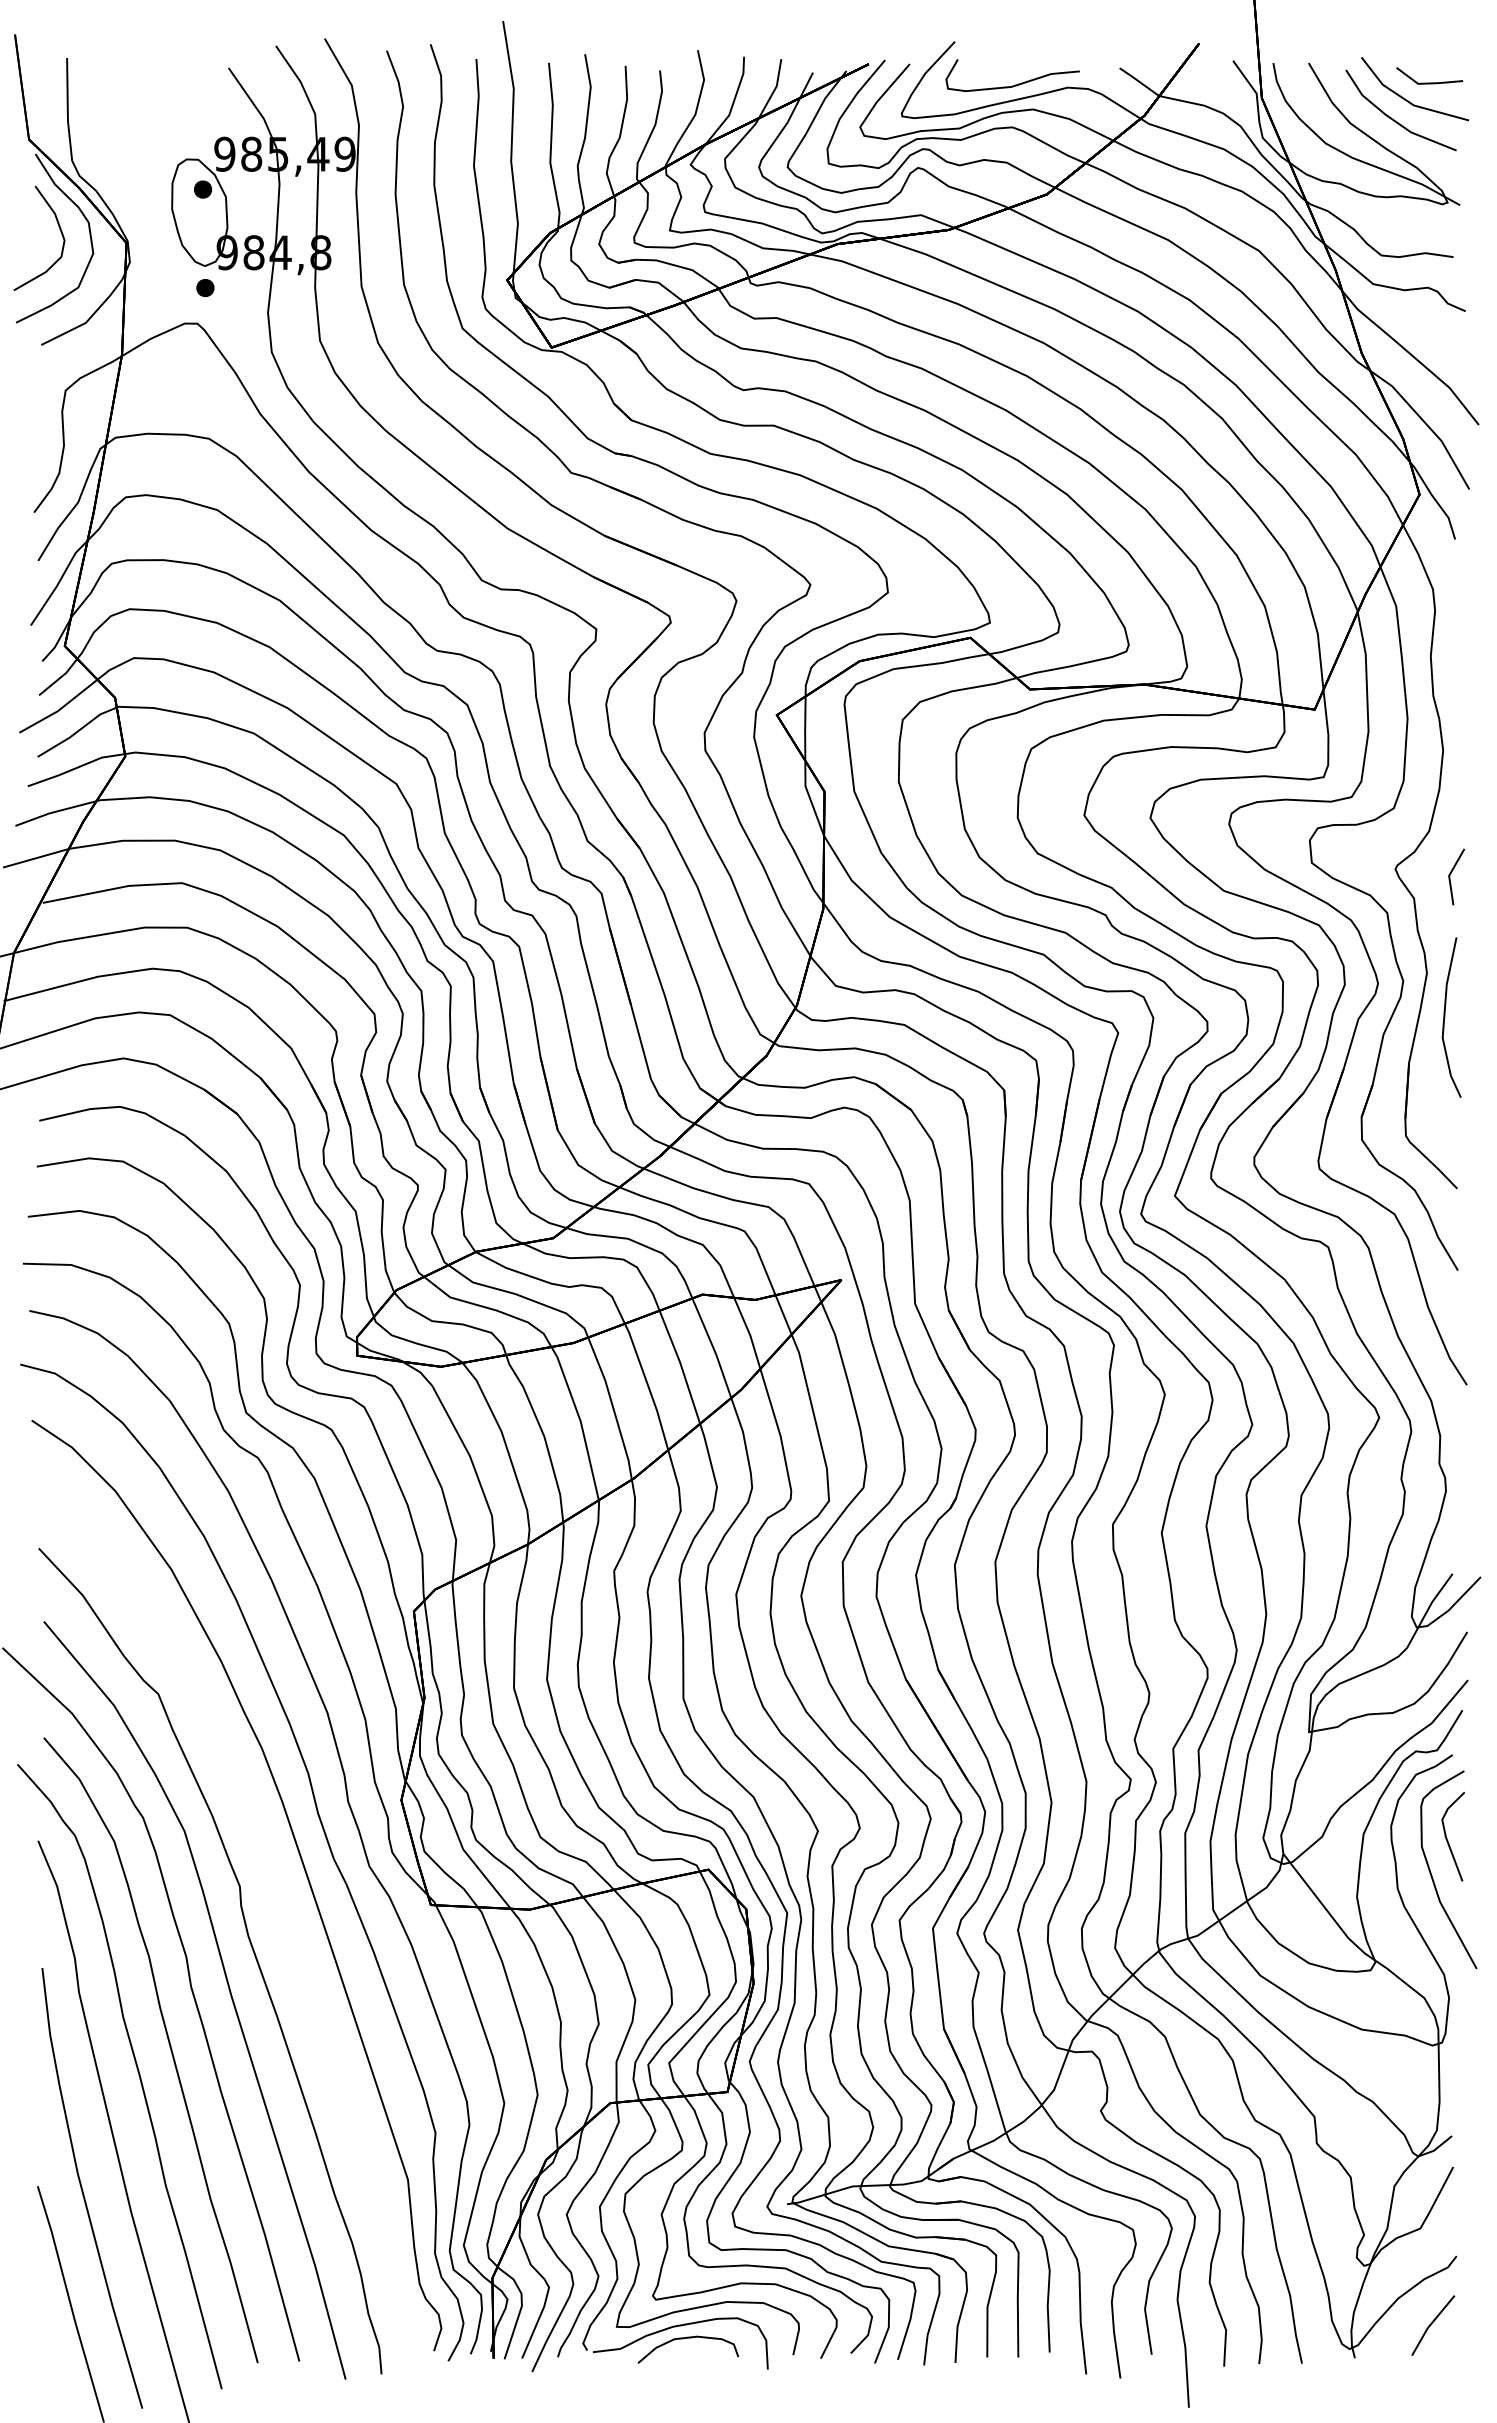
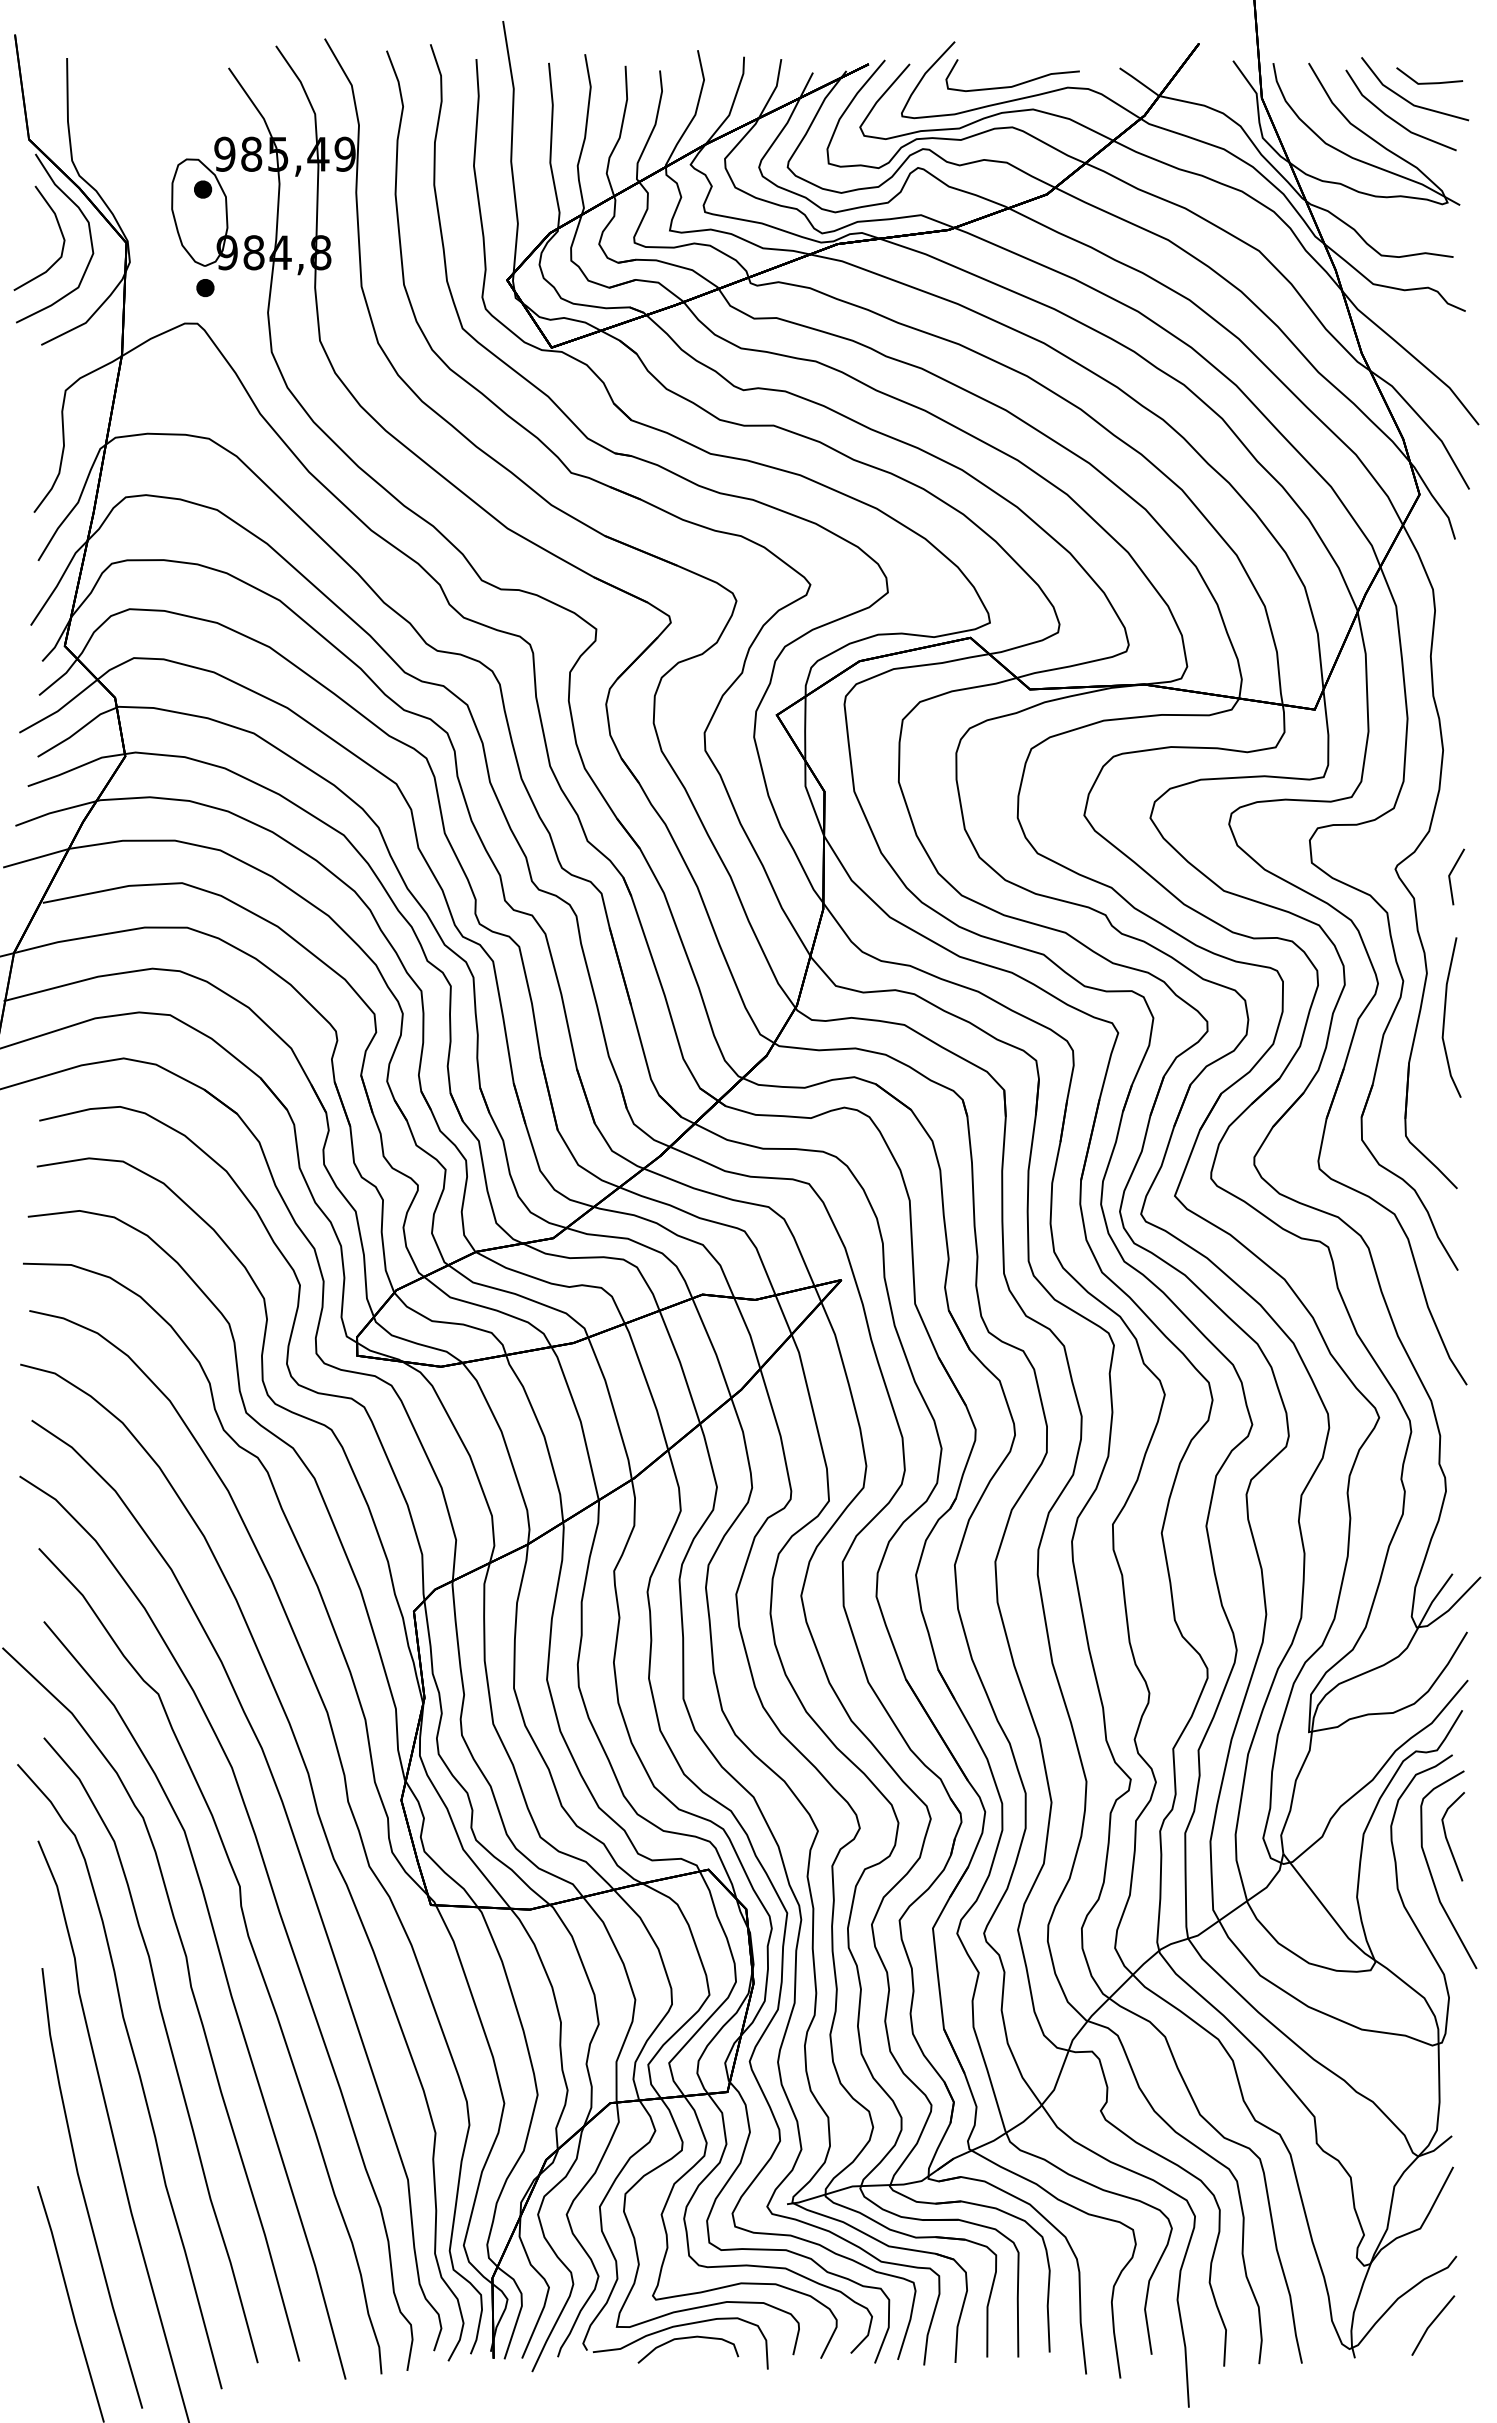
part: none -> present (275, 1903)
